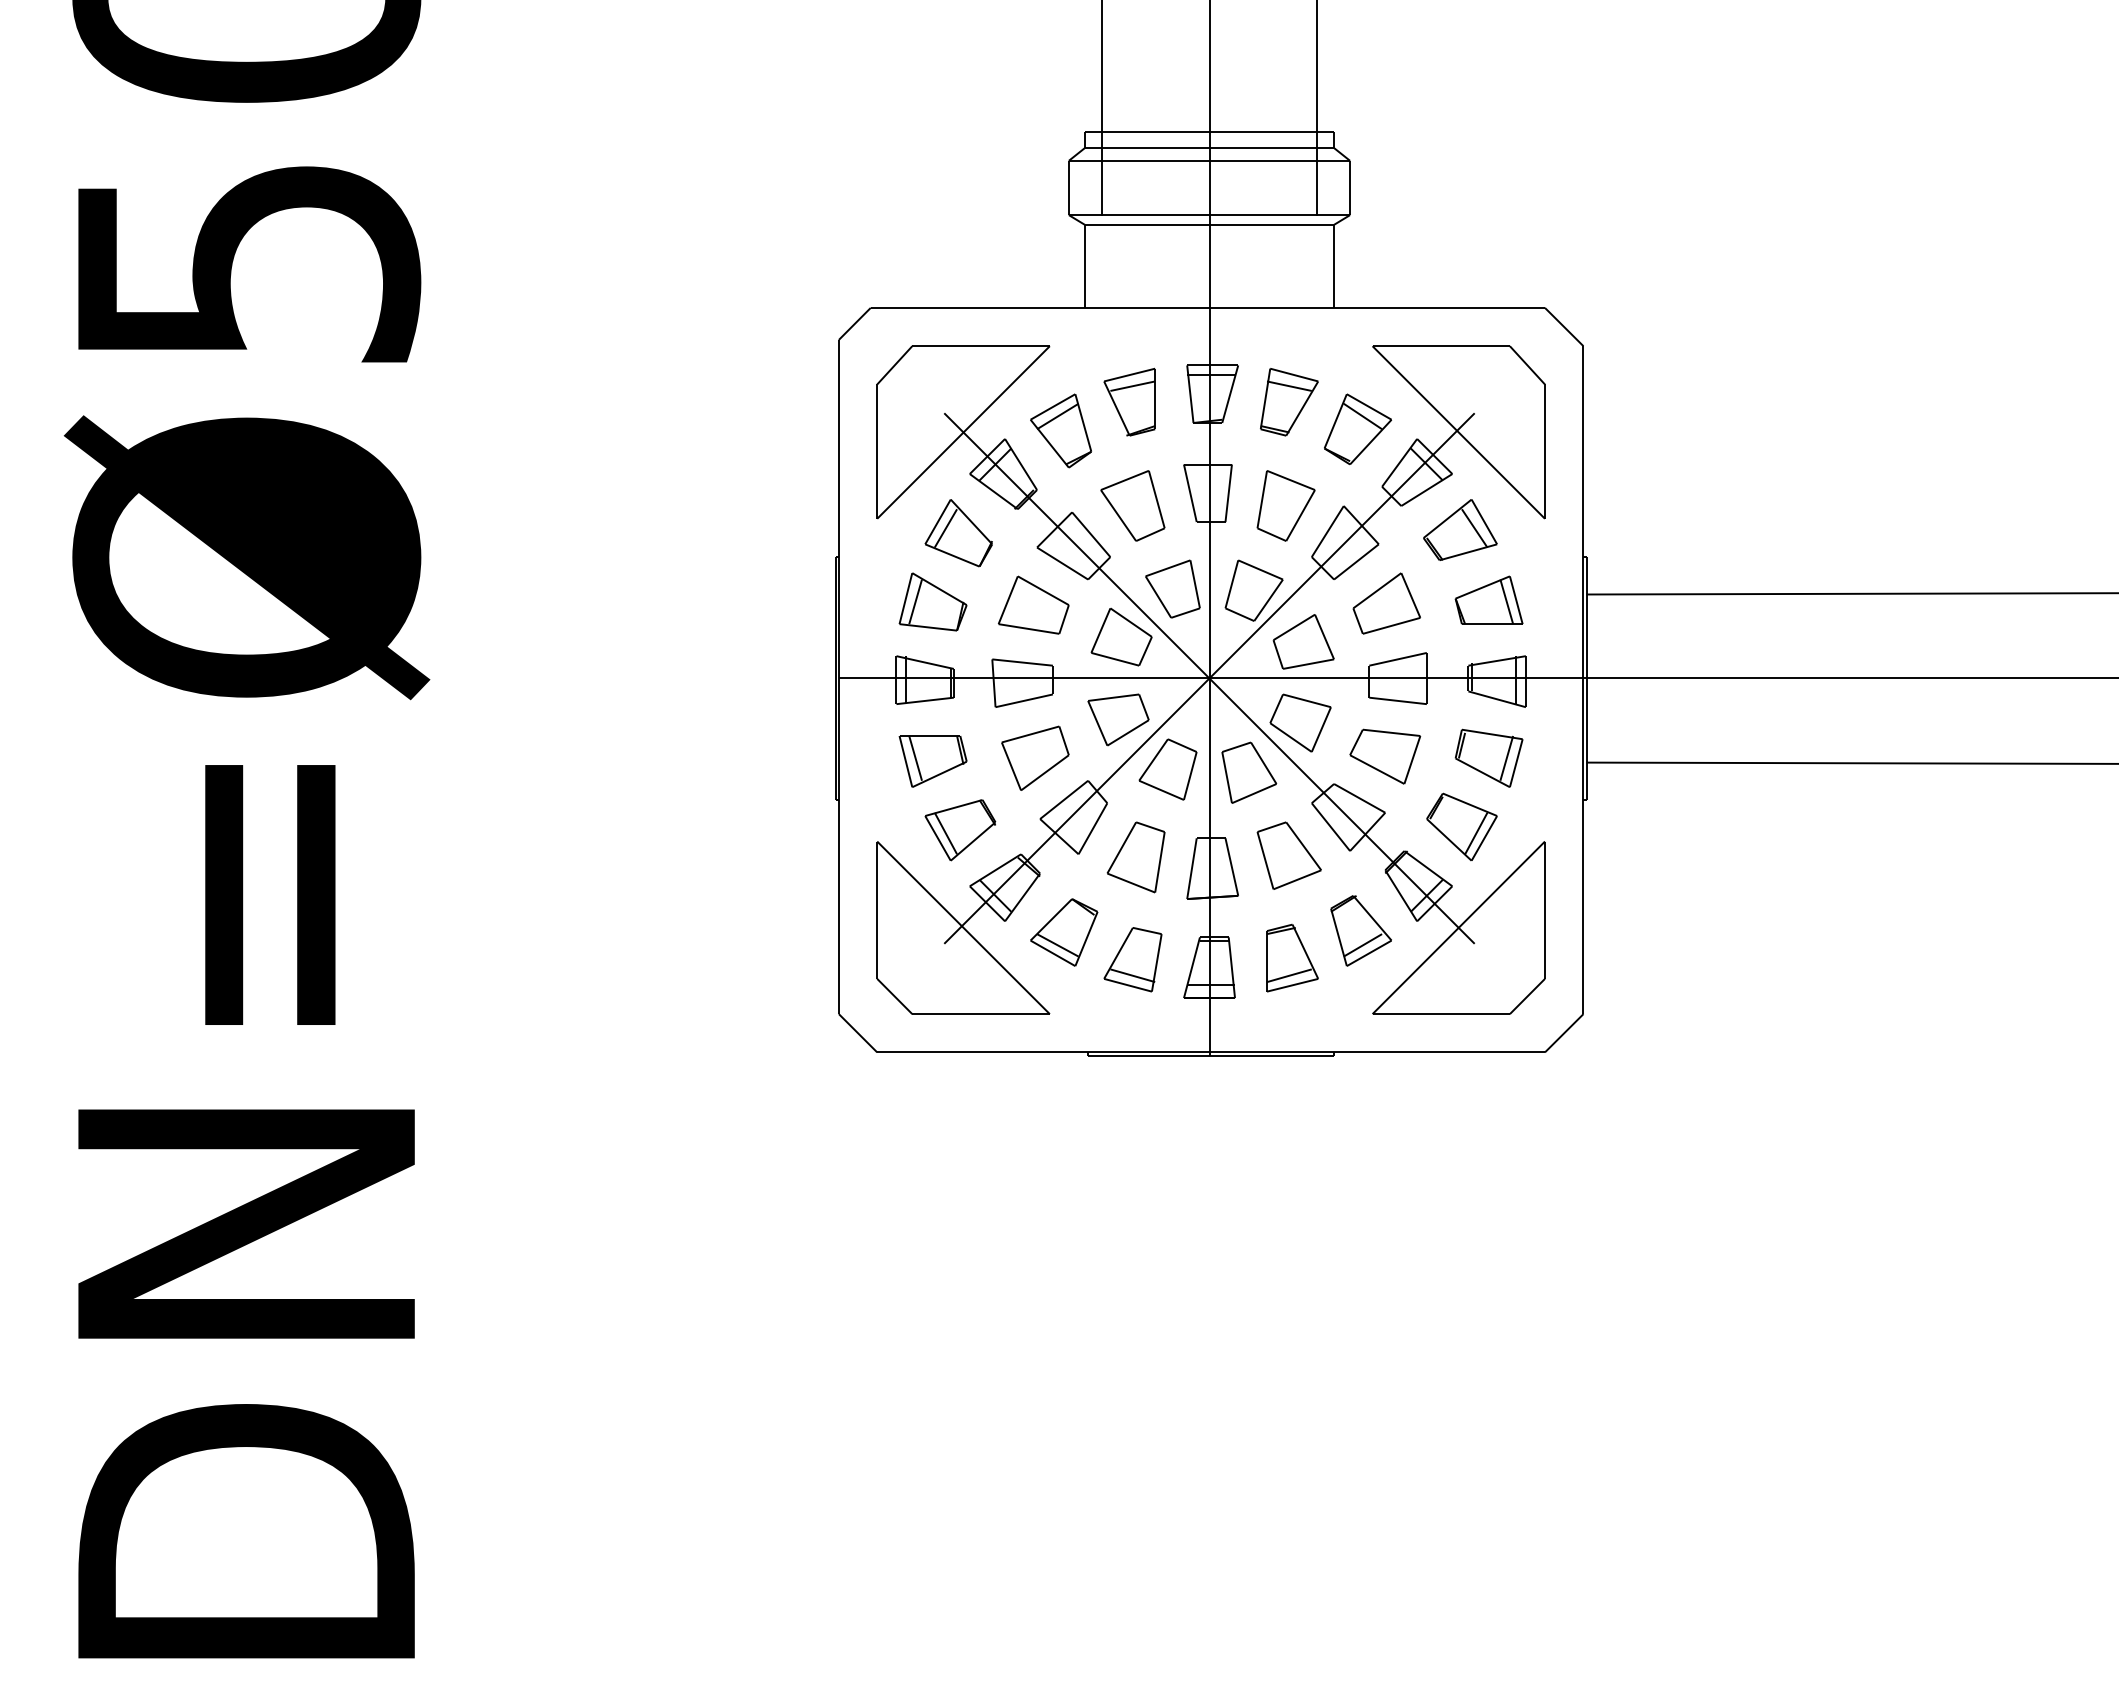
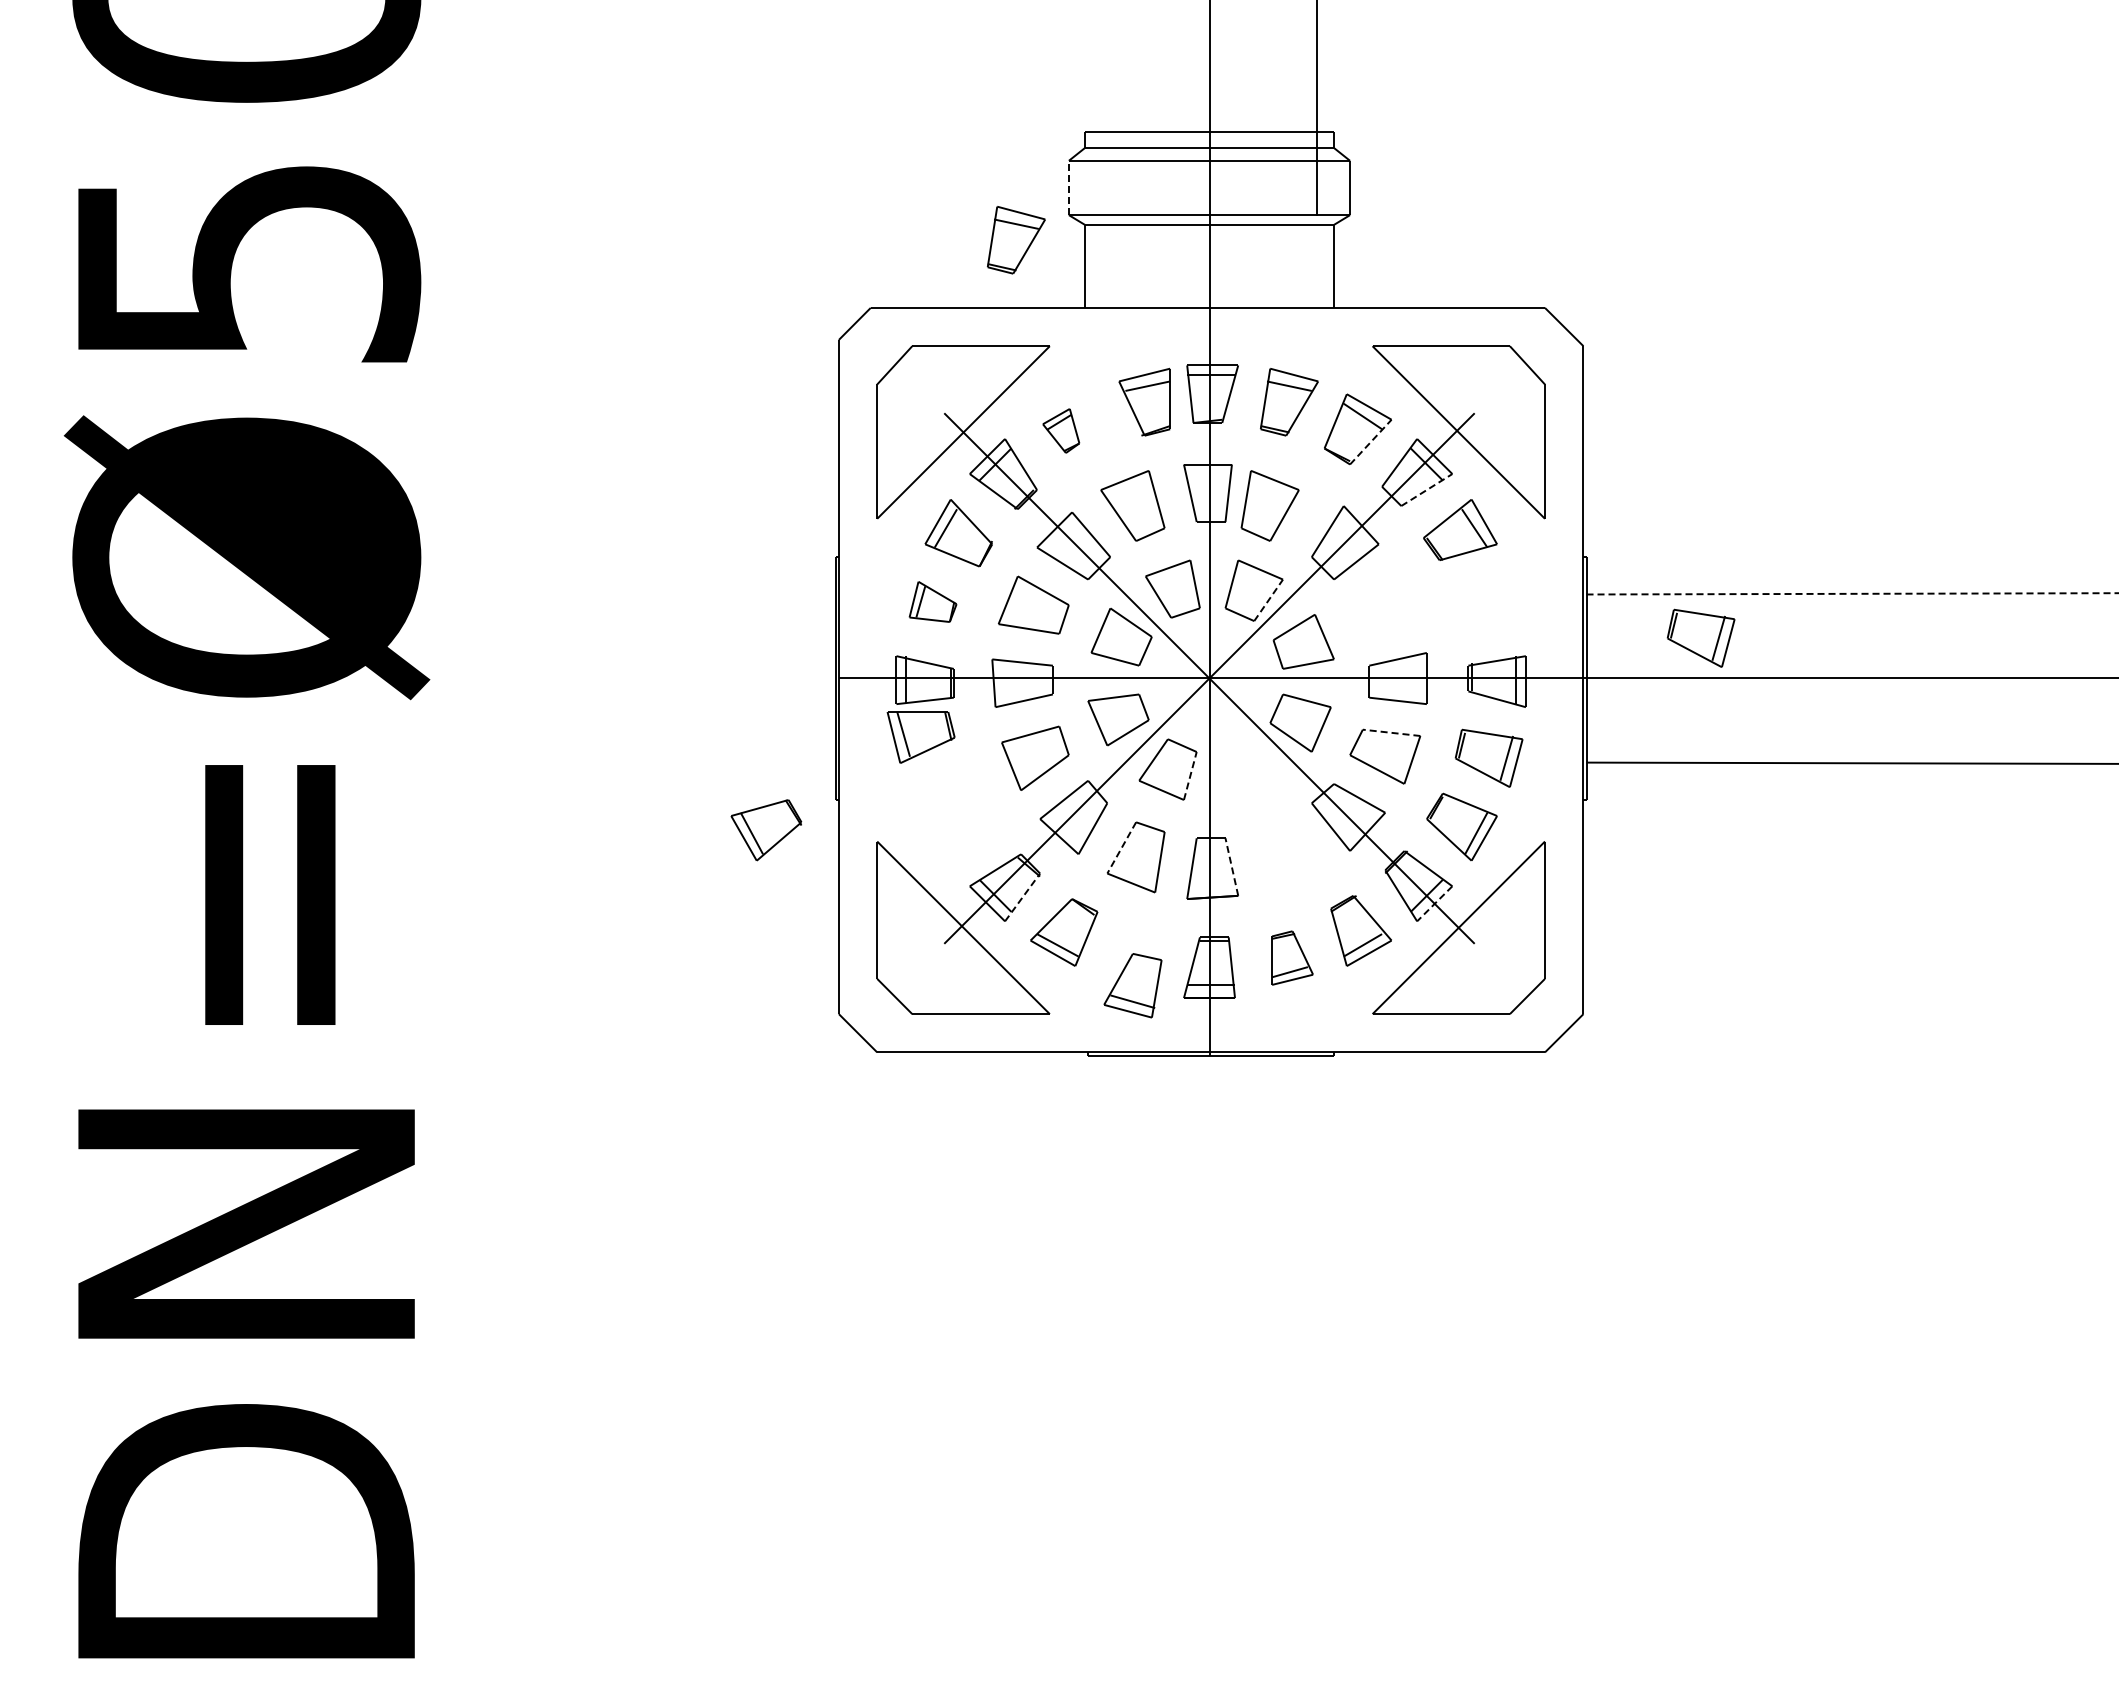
line: present -> none (1101, 108)
line: solid -> dashed (1068, 187)
part: none -> present (1016, 240)
part position: (1129, 401) -> (1144, 401) (1144, 401)
part size: 63x76 px -> 39x46 px (1061, 430)
line: solid -> dashed (1370, 442)
line: solid -> dashed (1427, 489)
part position: (1285, 505) -> (1269, 505) (1269, 505)
line: solid -> dashed (1852, 593)
line: solid -> dashed (1268, 599)
part: present -> none (1488, 599)
part size: 70x60 px -> 50x42 px (932, 601)
part: present -> none (1386, 603)
part: none -> present (1700, 637)
line: solid -> dashed (1391, 732)
part position: (932, 761) -> (920, 737) (920, 737)
part: present -> none (1249, 772)
line: solid -> dashed (1190, 776)
part position: (960, 830) -> (766, 830) (766, 830)
line: solid -> dashed (1121, 848)
part: present -> none (1288, 855)
line: solid -> dashed (1231, 866)
line: solid -> dashed (1022, 897)
line: solid -> dashed (1434, 903)
part size: 53x70 px -> 43x56 px (1292, 957)
part position: (1132, 959) -> (1132, 985) (1132, 985)
